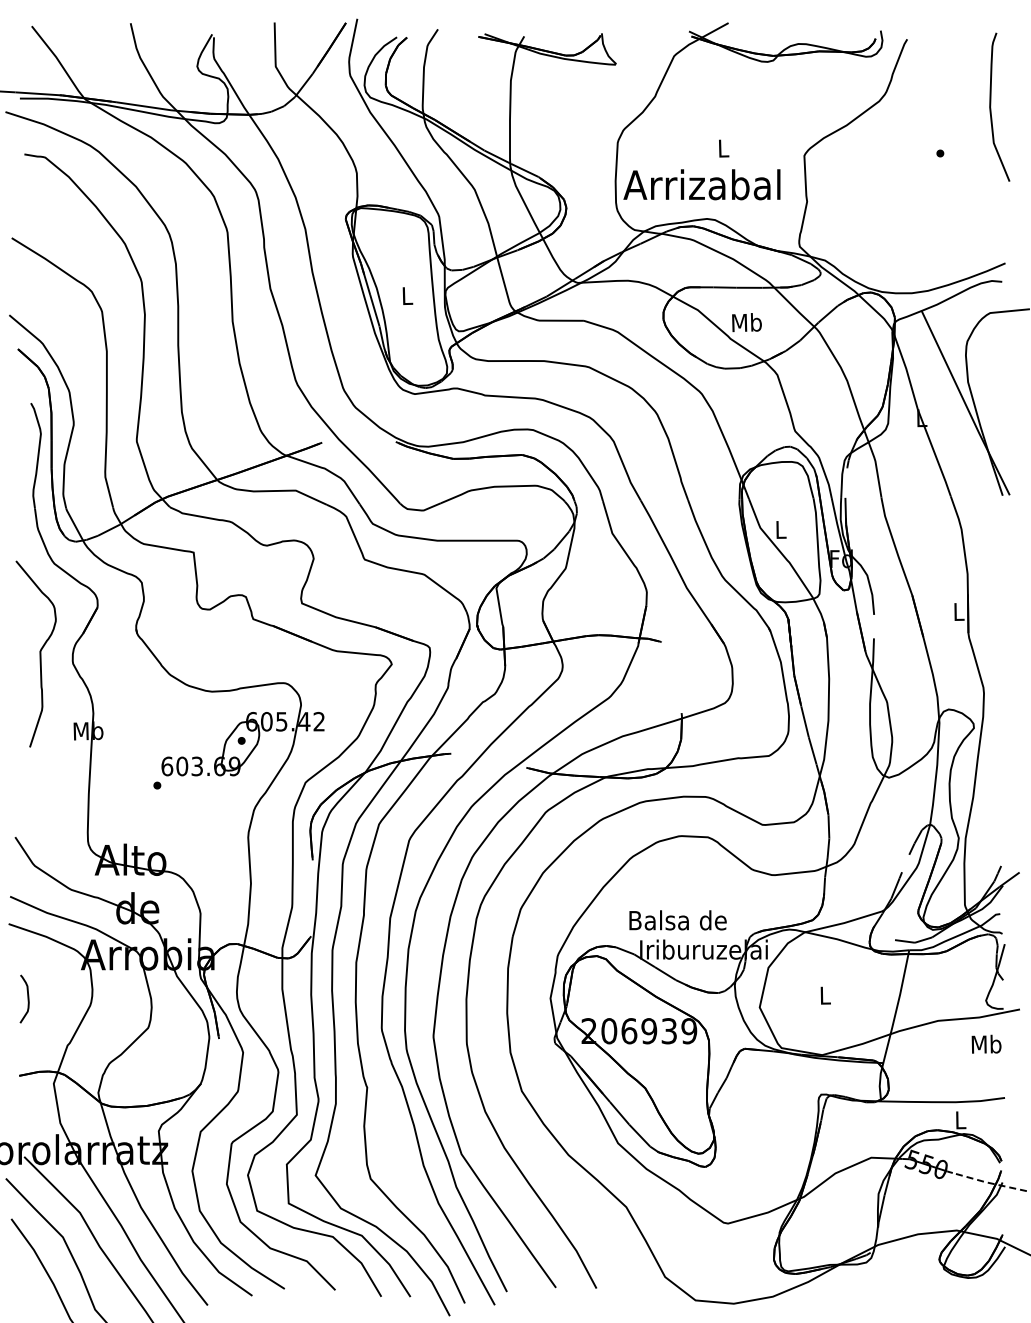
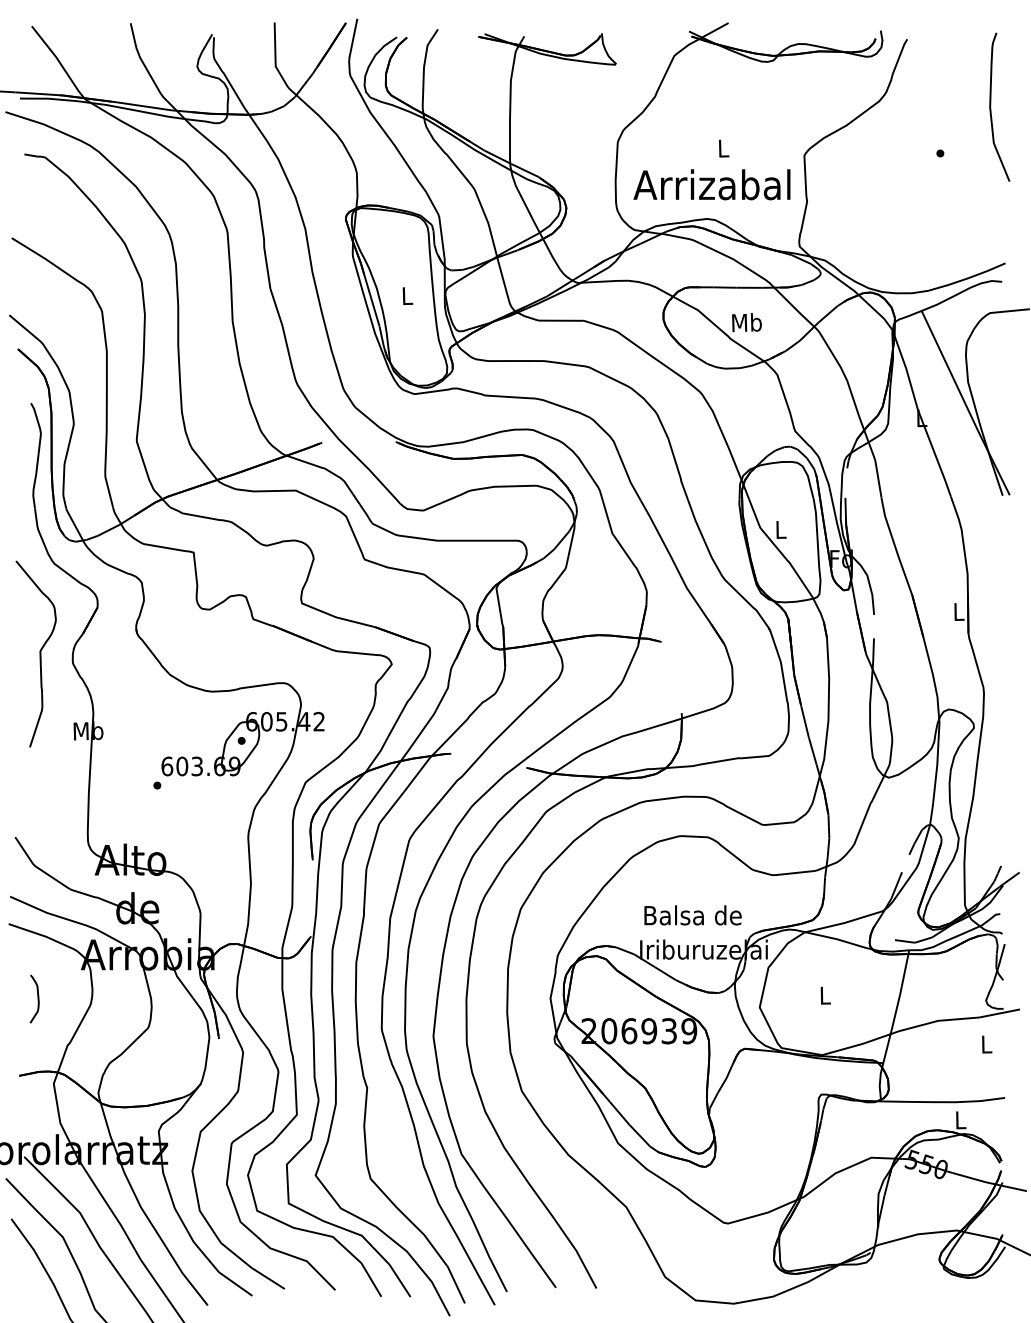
text position: (701, 184) -> (711, 184) (711, 184)
text position: (677, 920) -> (692, 915) (692, 915)
curve position: (27, 998) -> (37, 998) (37, 998)
text: Mb -> L (986, 1043)
line: dashed -> solid (988, 1182)
